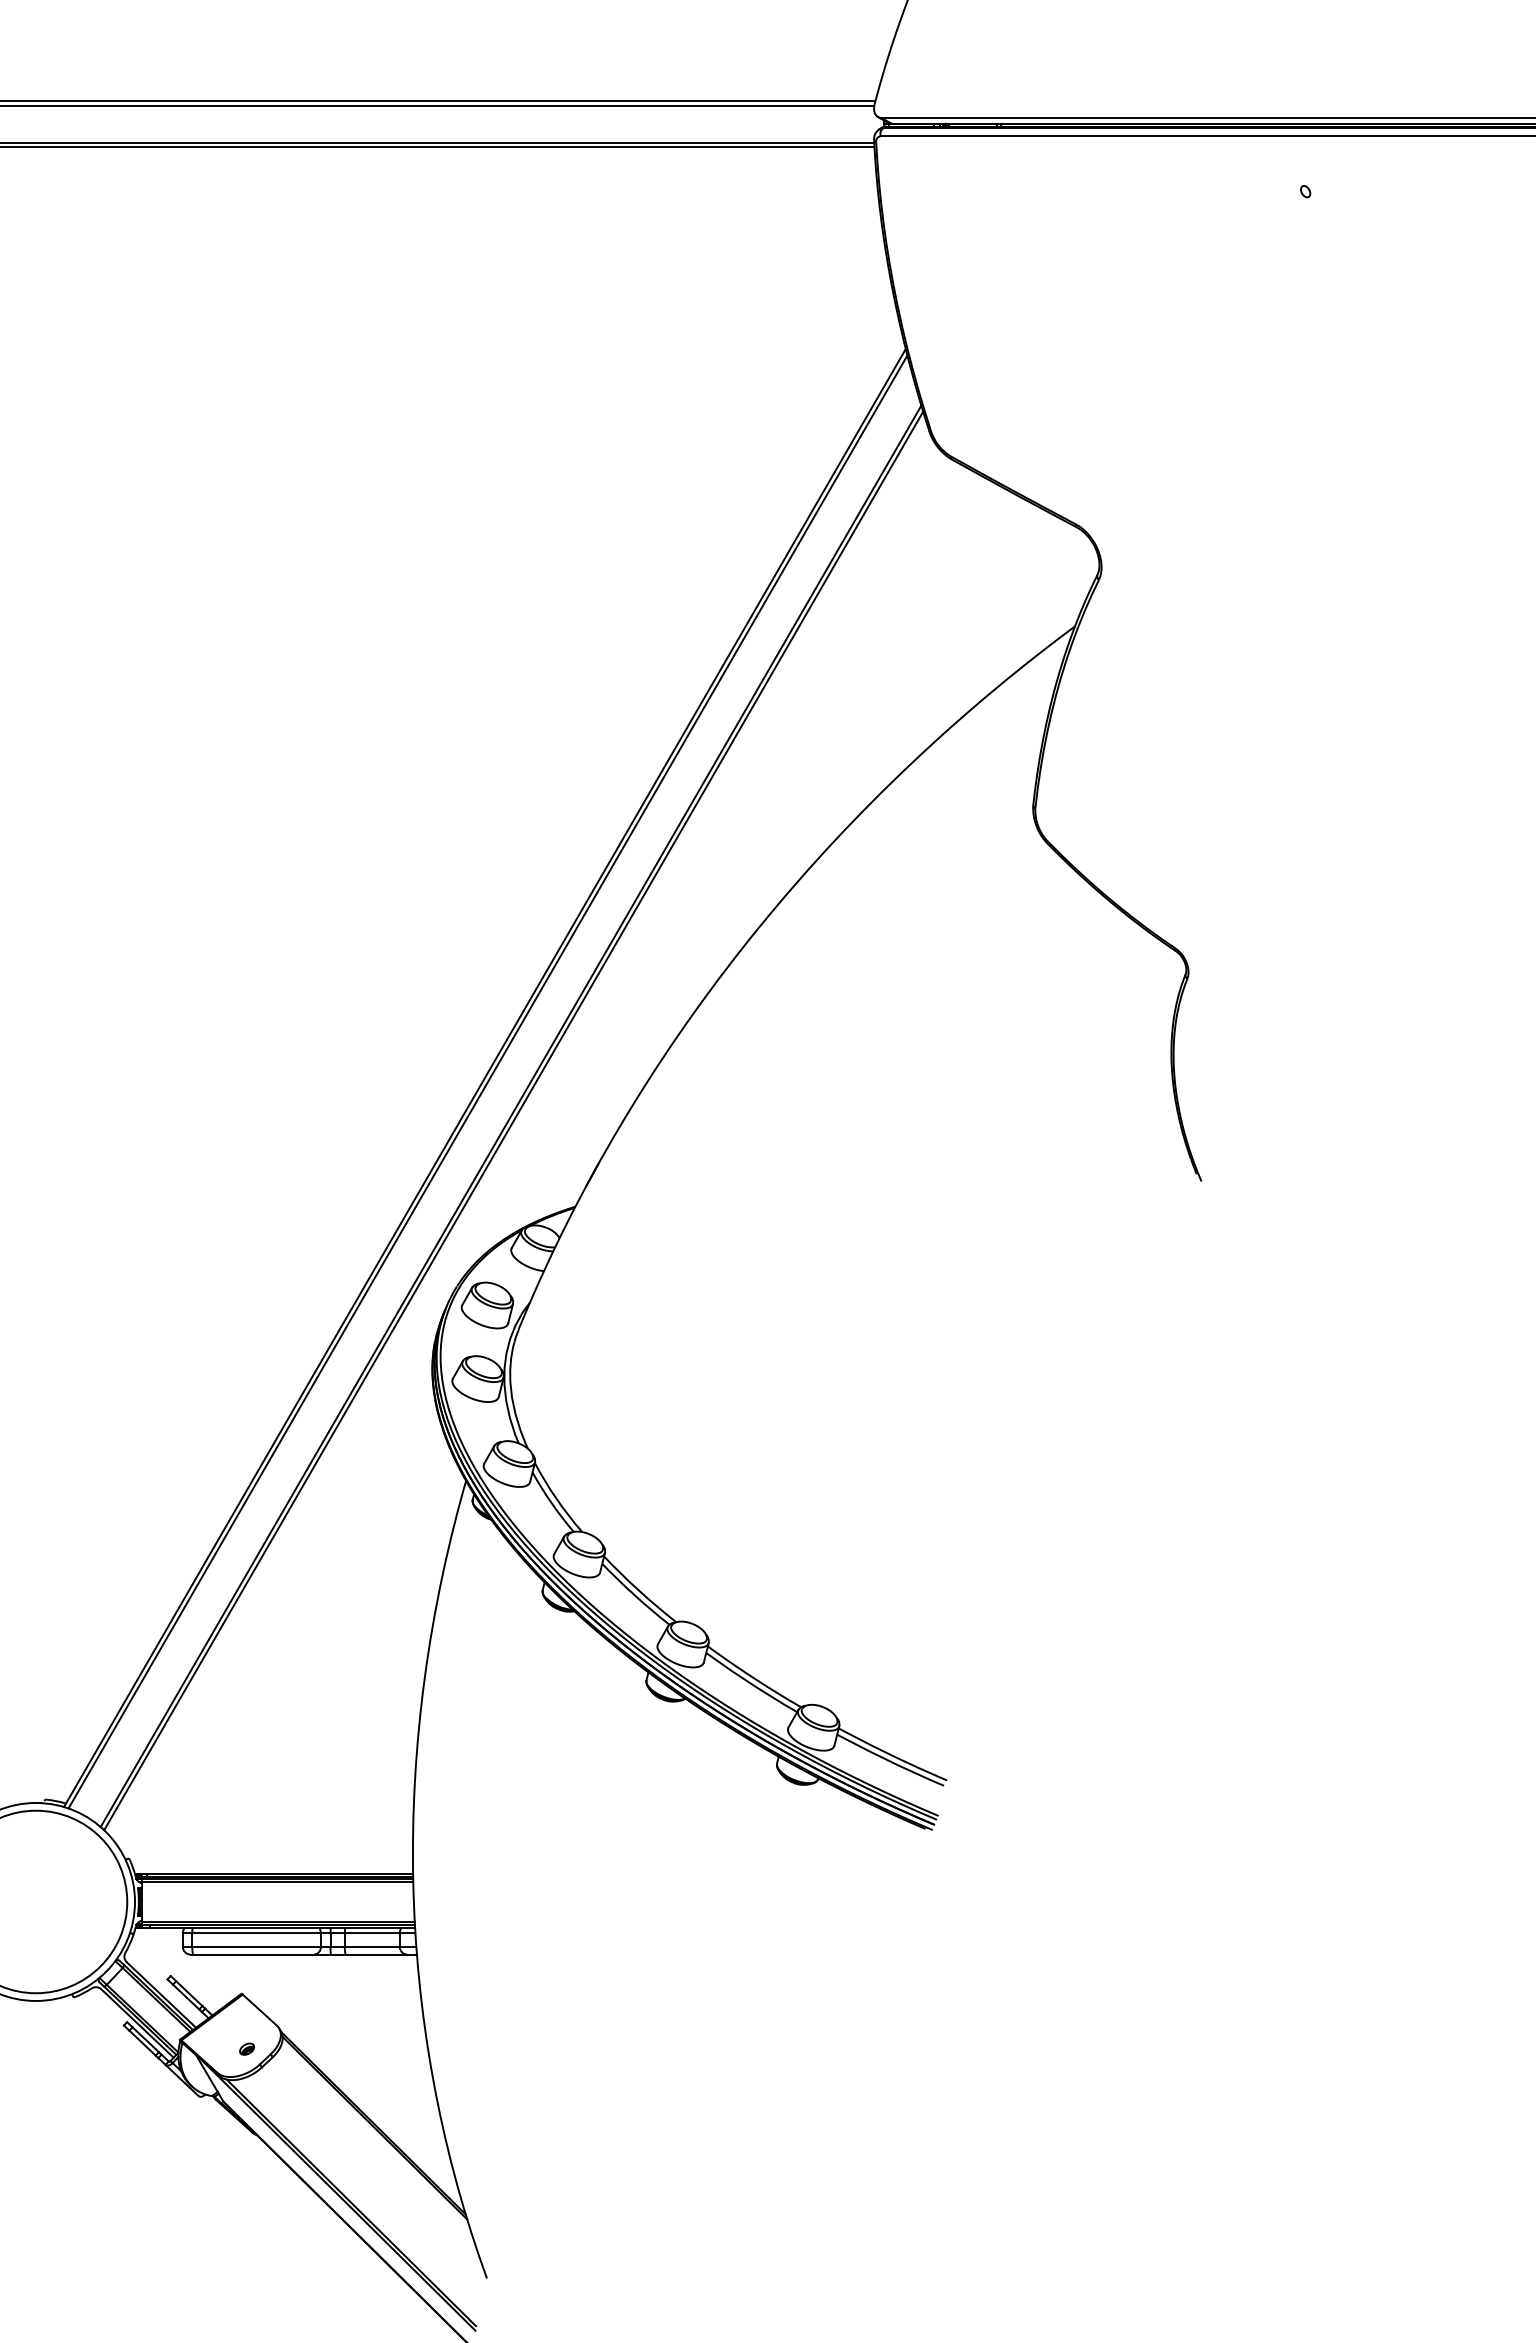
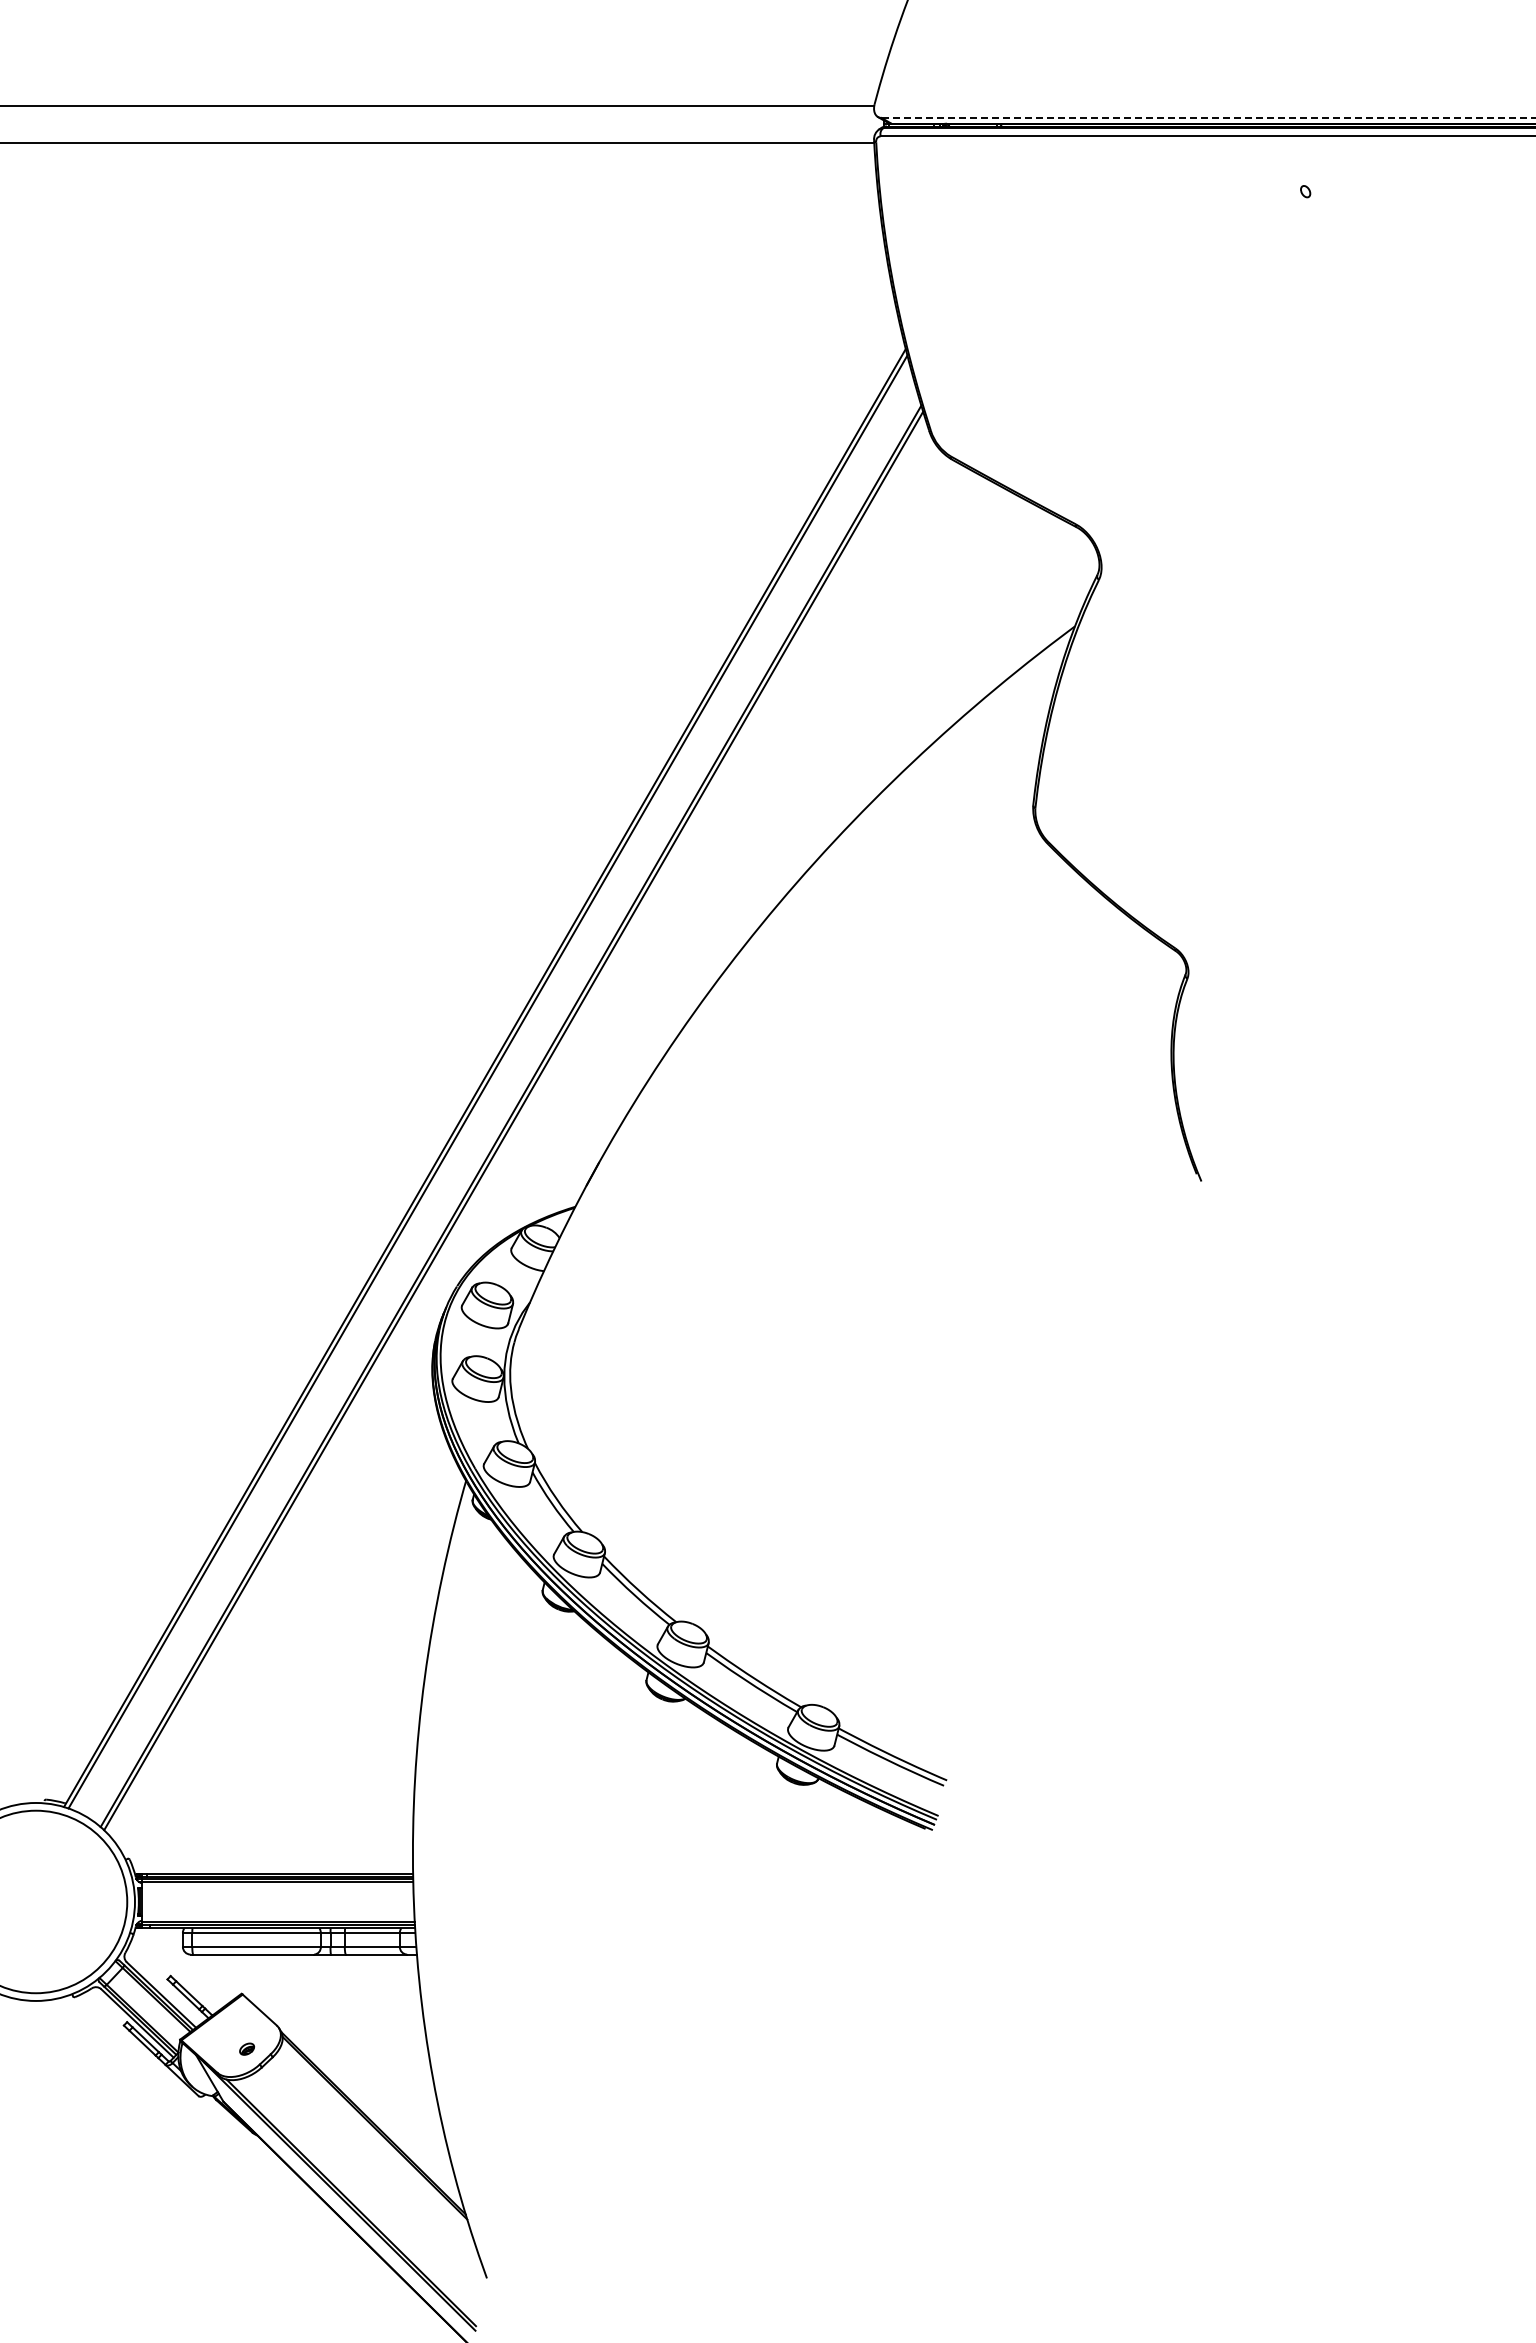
line: present -> none (438, 101)
line: solid -> dashed (1208, 118)
line: present -> none (438, 147)
